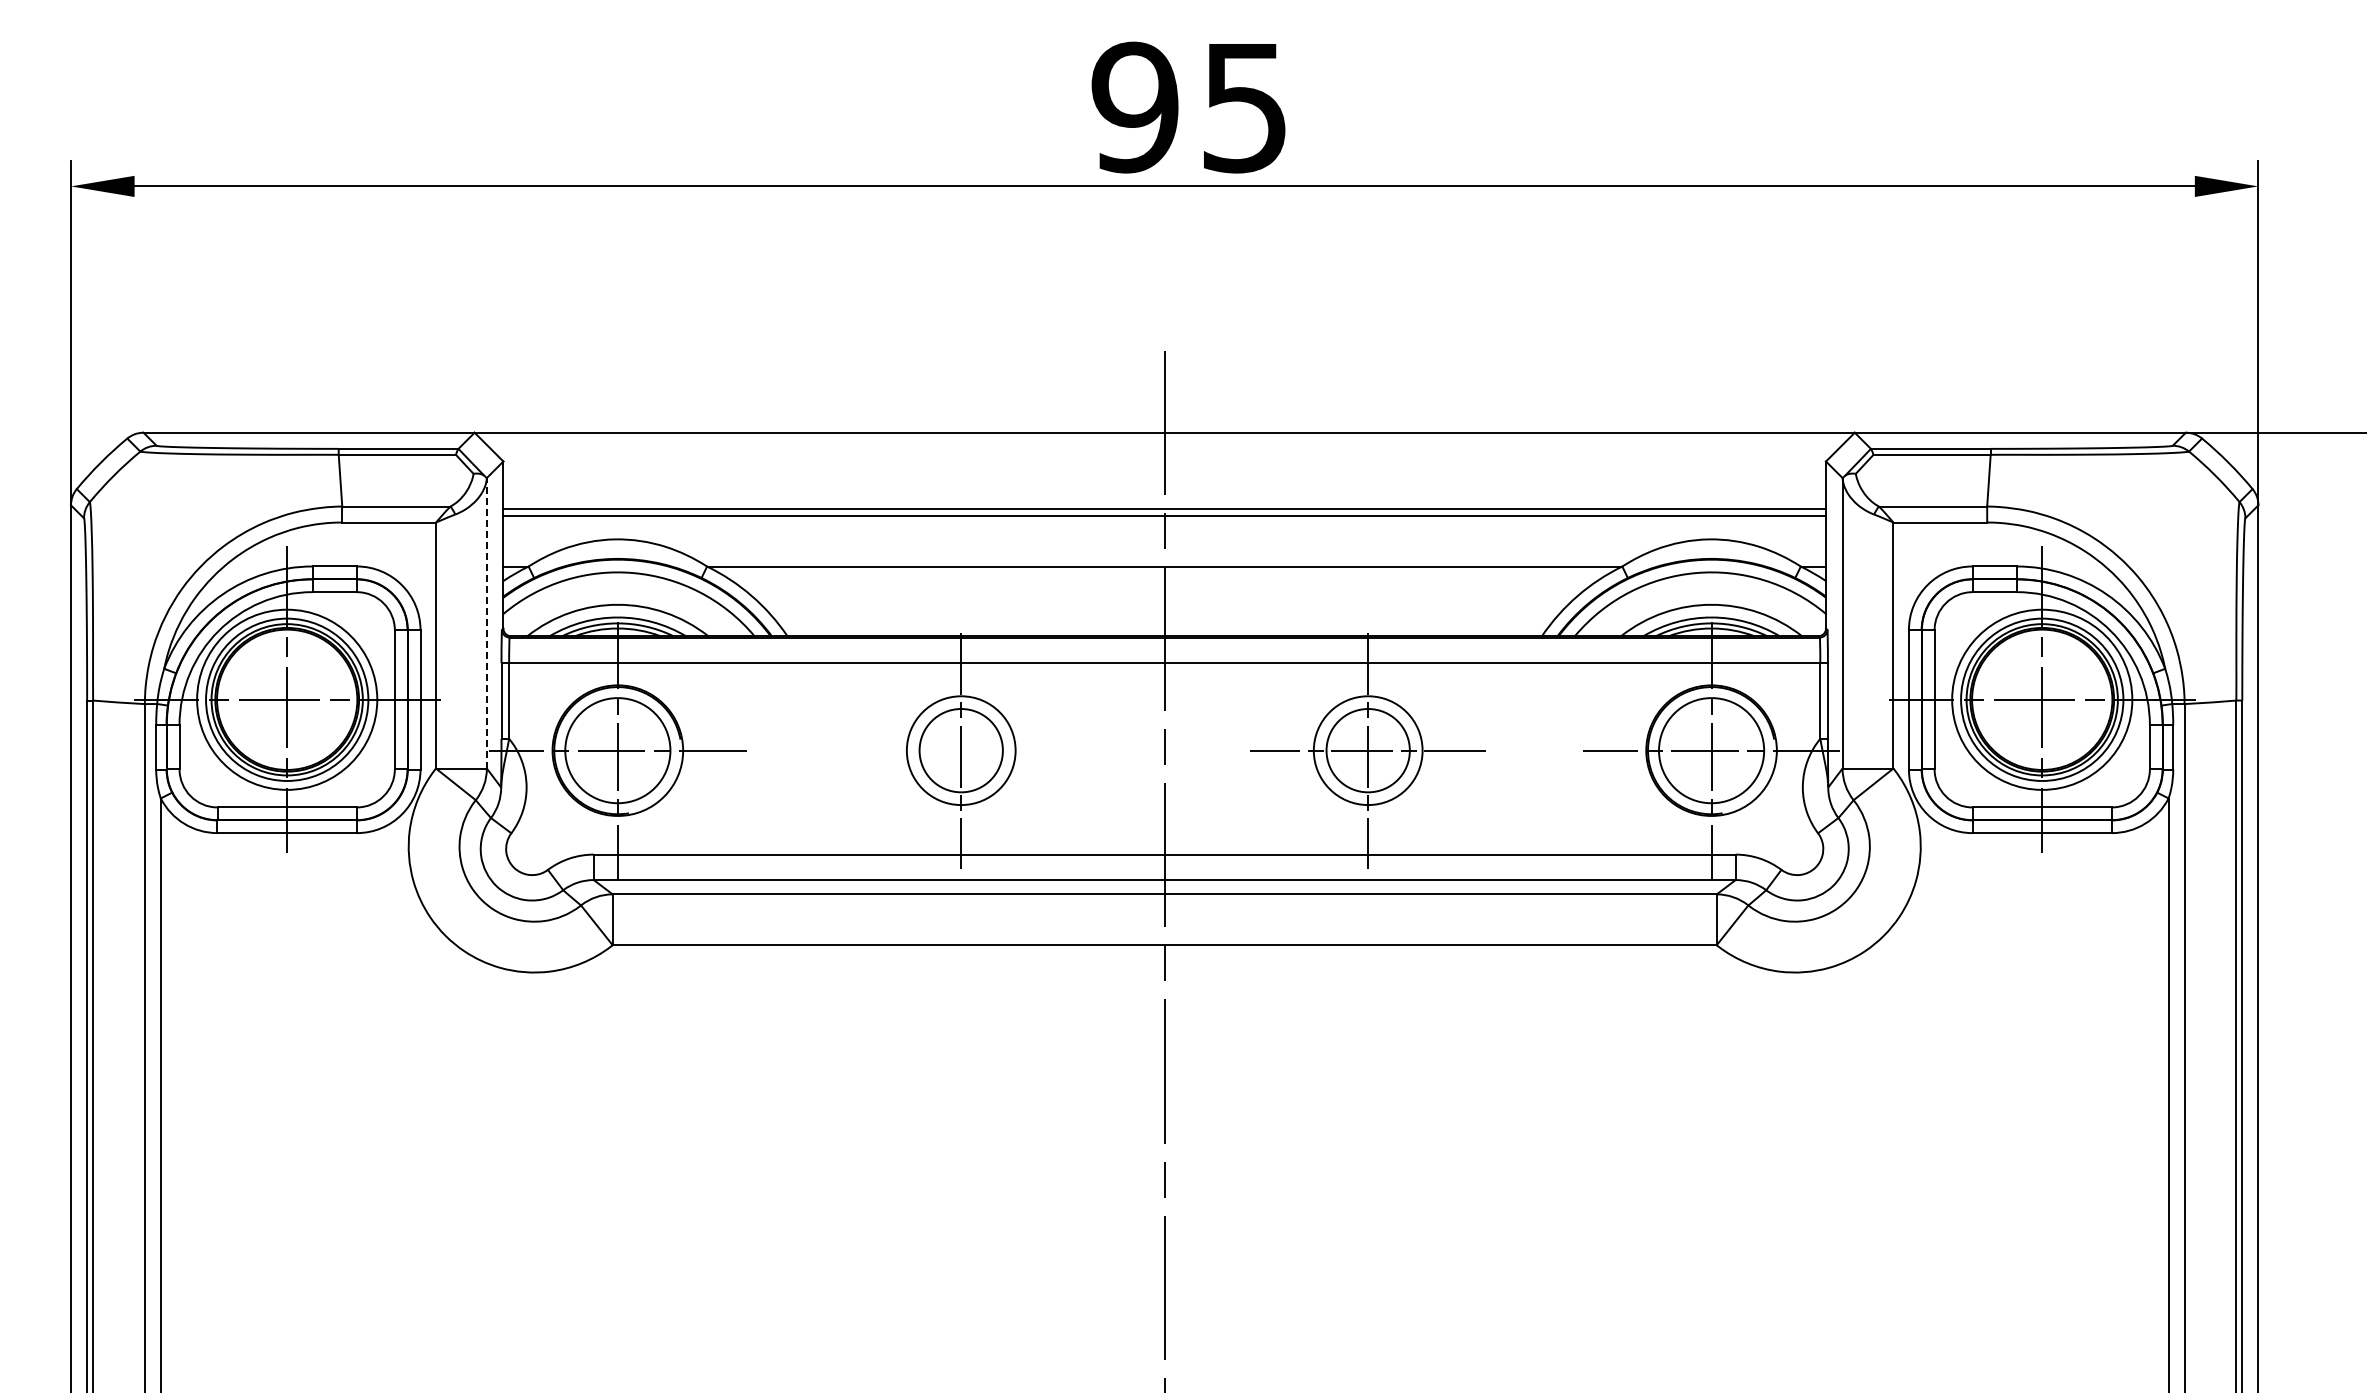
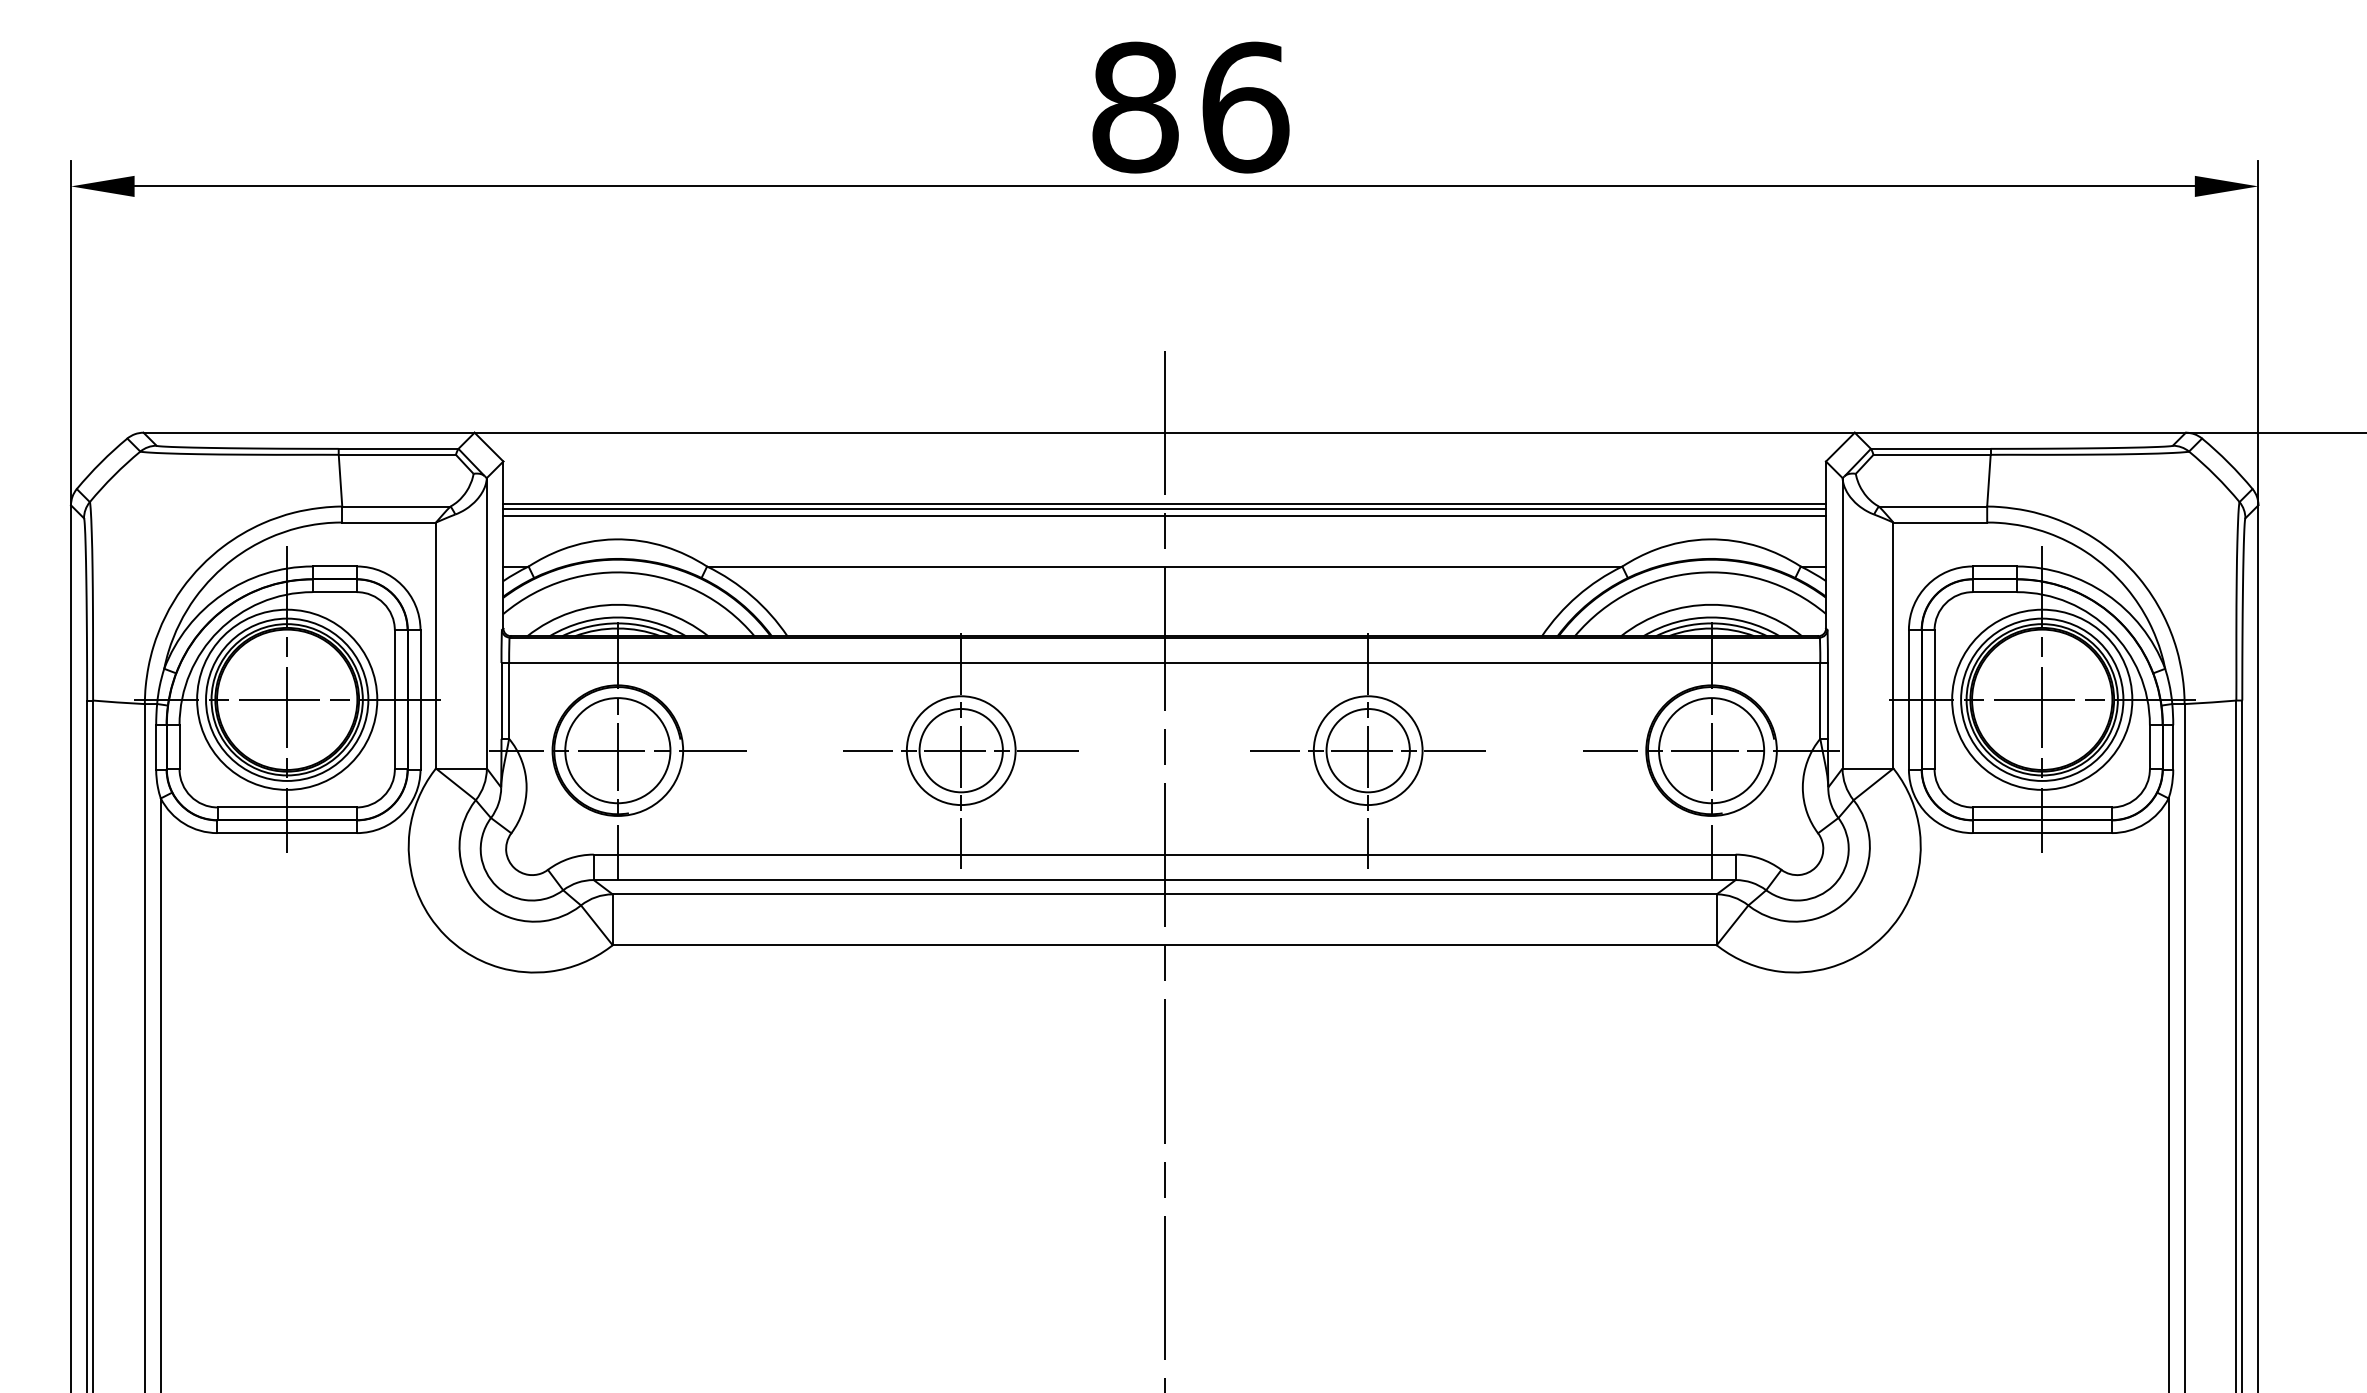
text: 95 -> 86 (1190, 107)
line: none -> present (1164, 504)
line: dashed -> solid (486, 622)
line: none -> present (961, 750)
